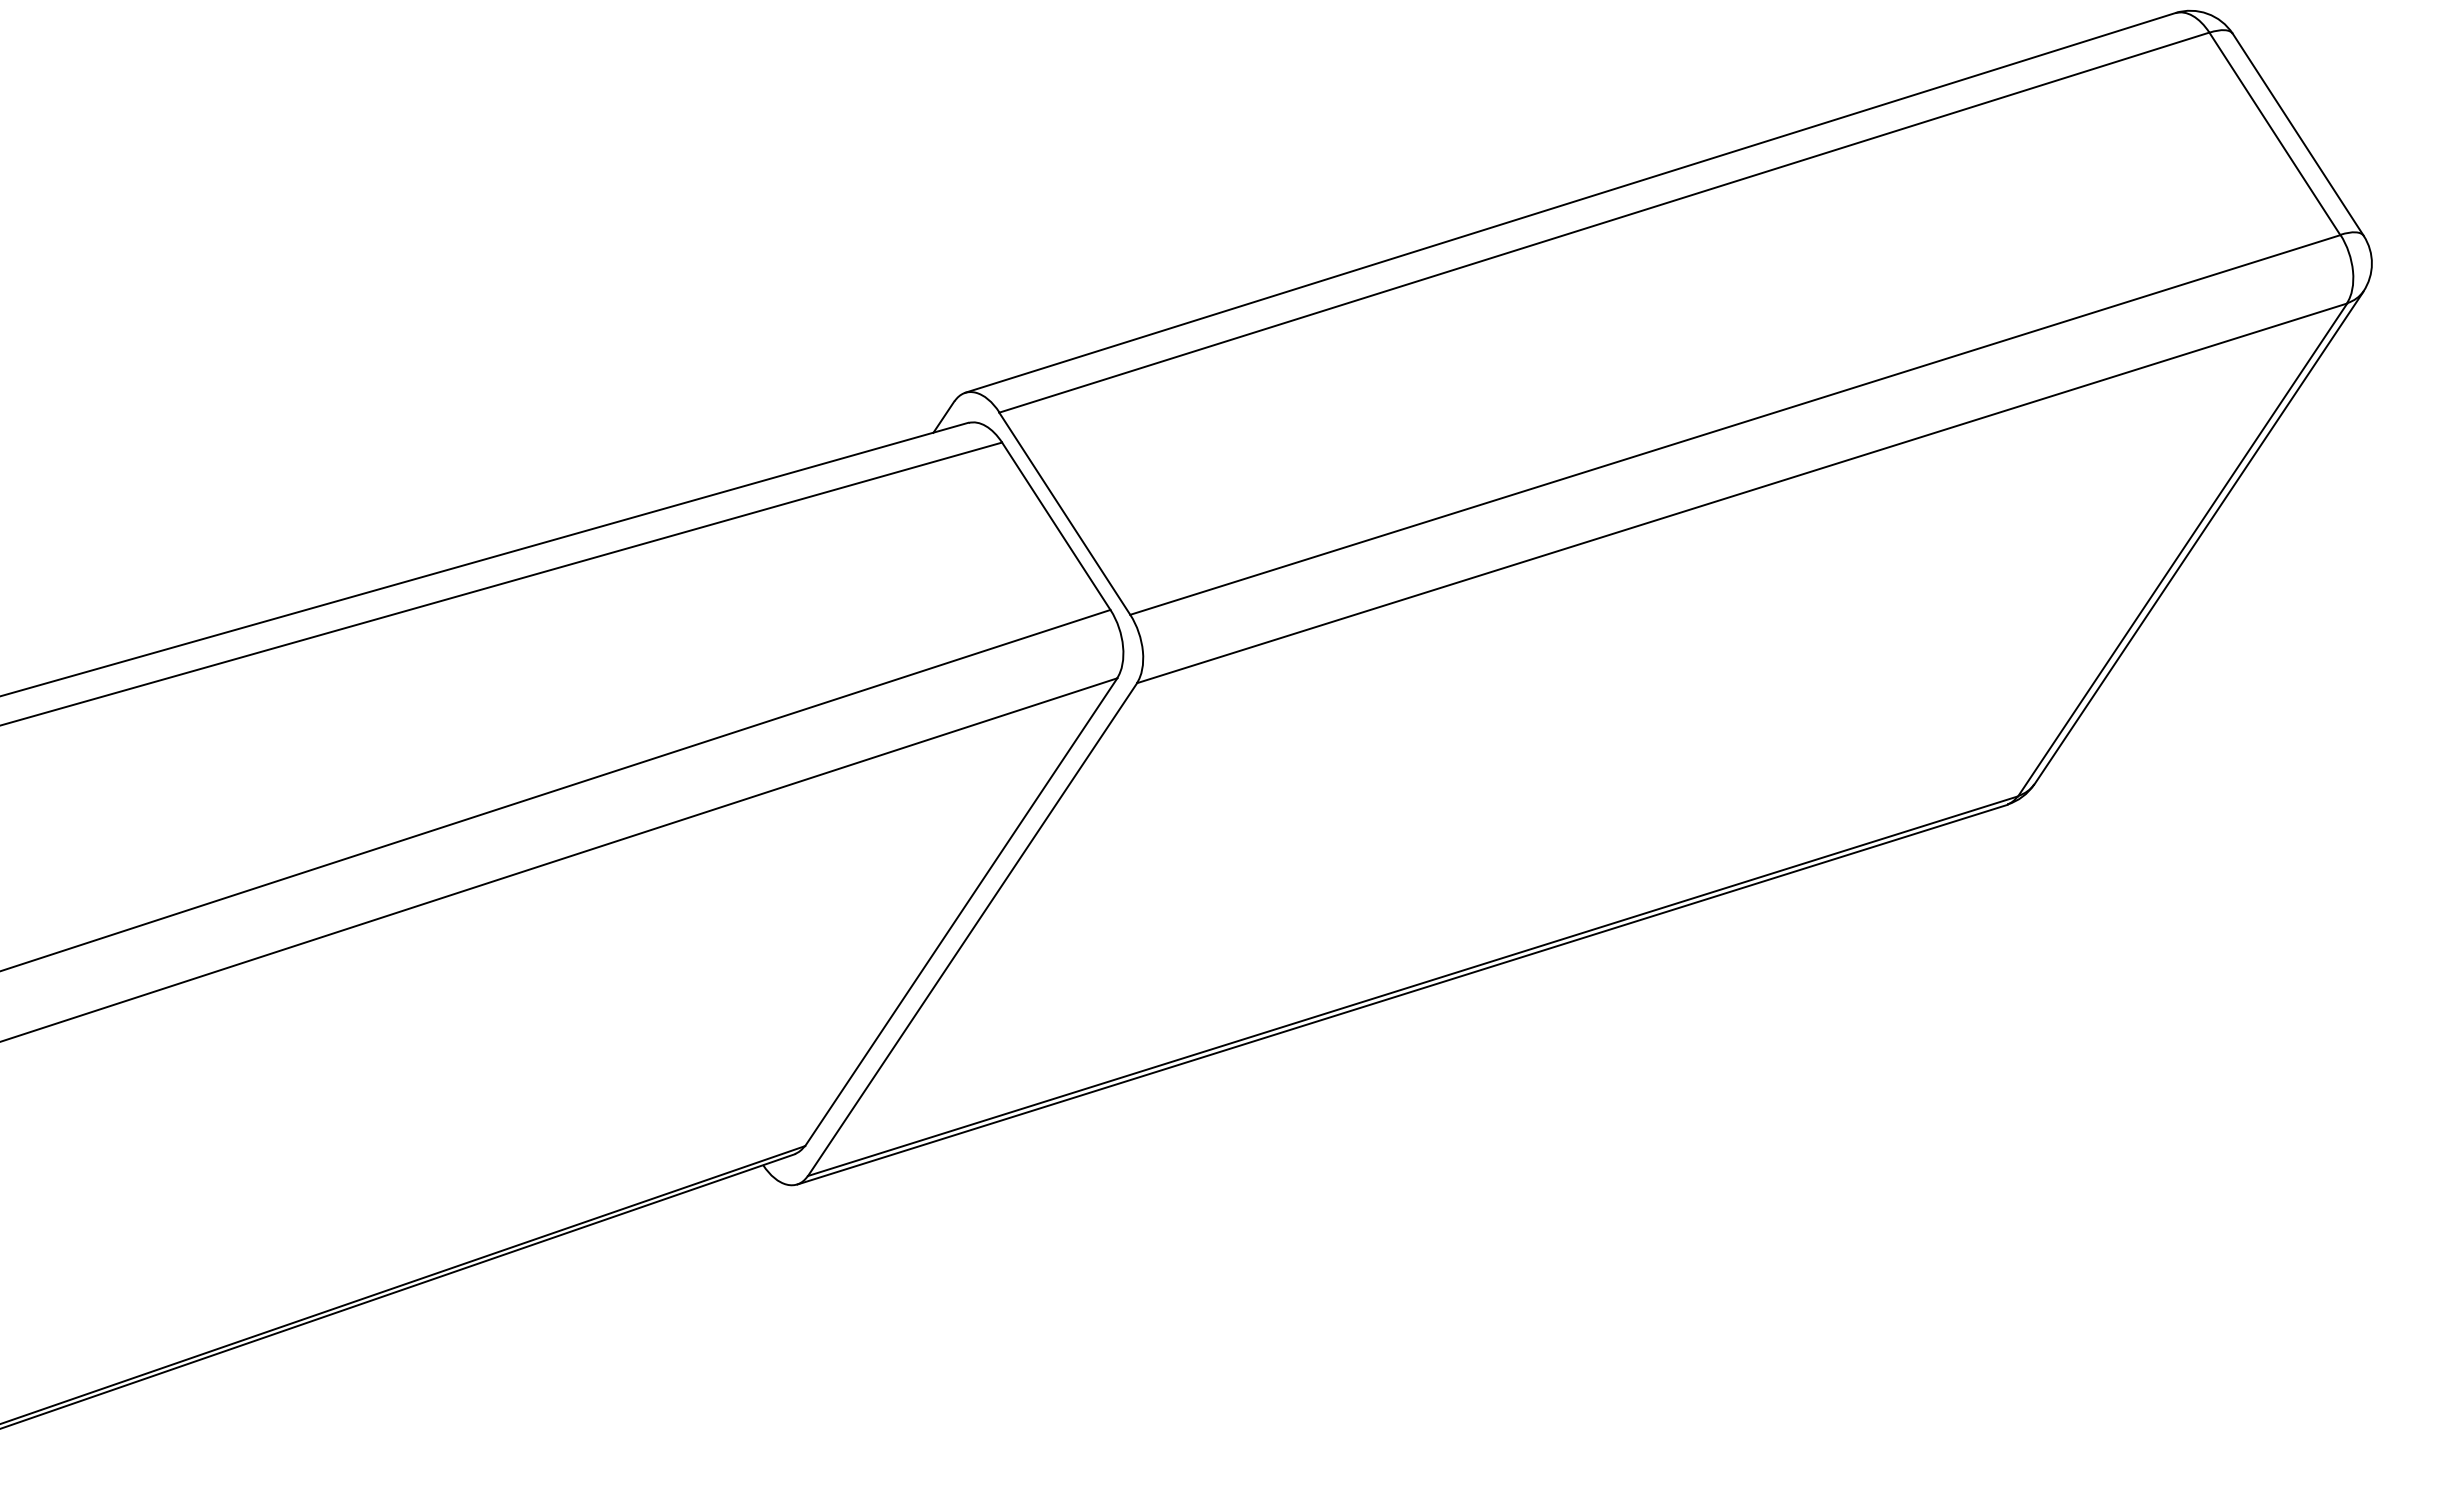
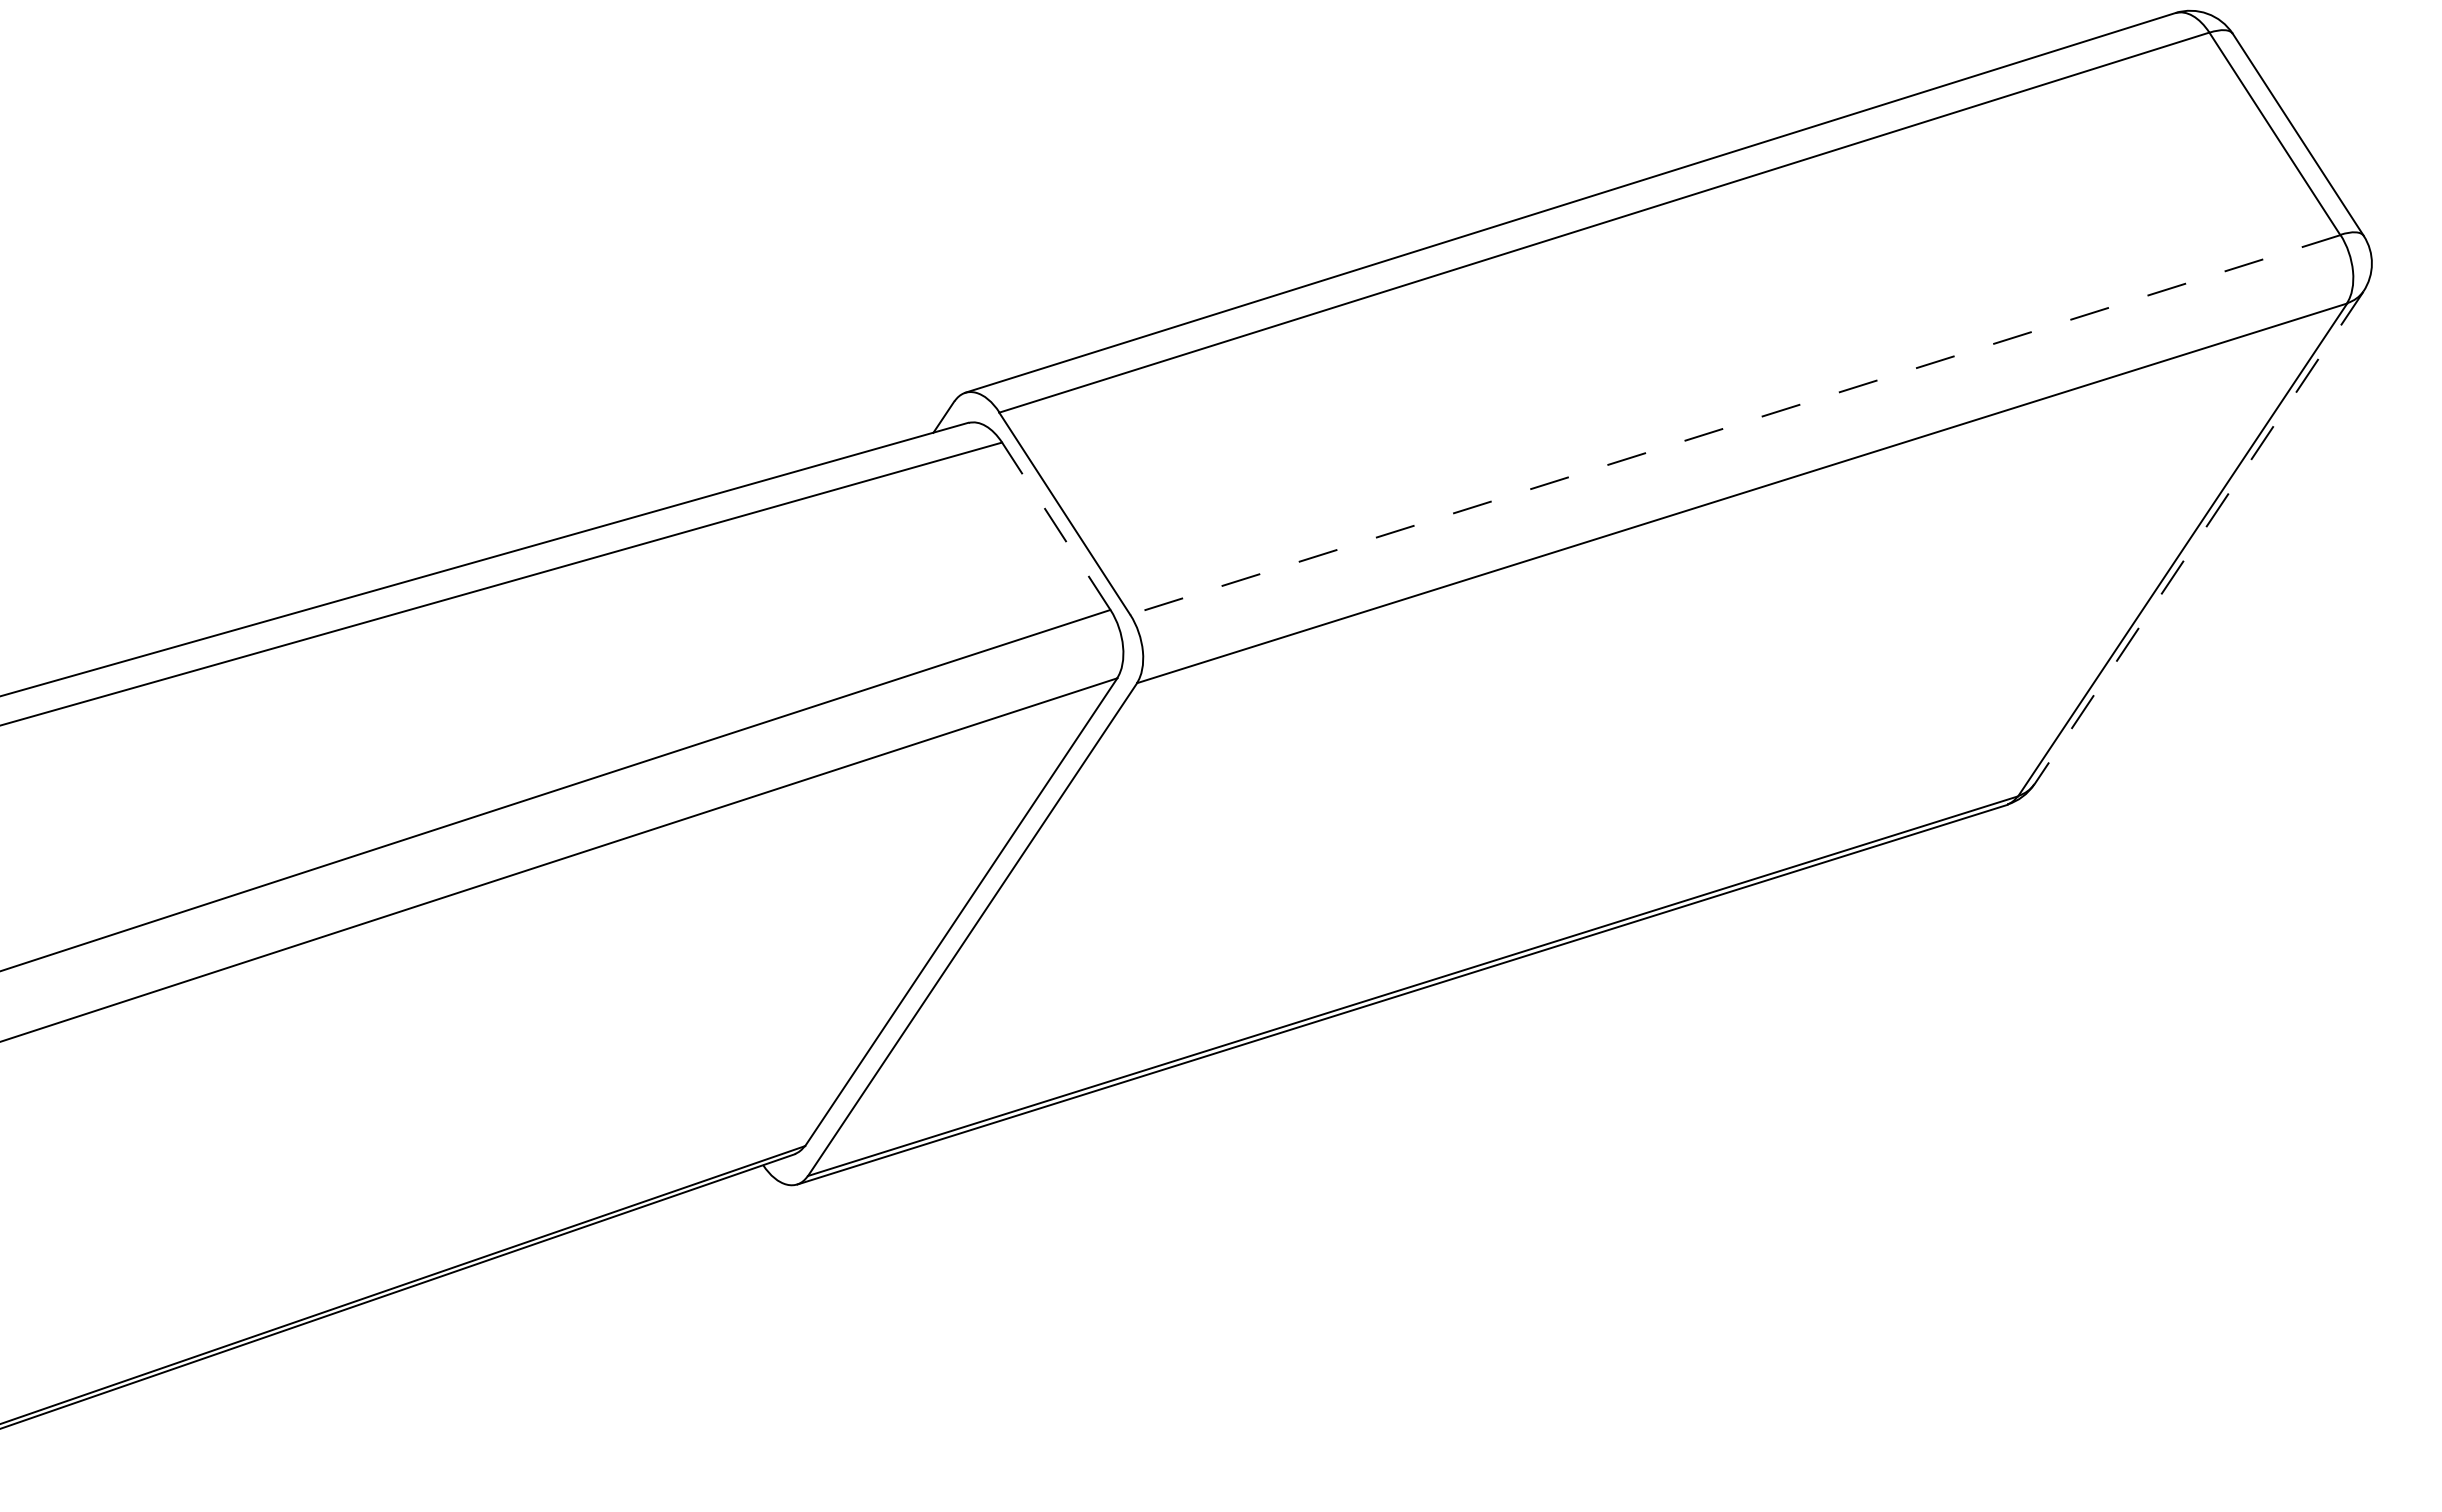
line: solid -> dashed (1734, 425)
line: solid -> dashed (1056, 526)
line: solid -> dashed (2198, 538)
